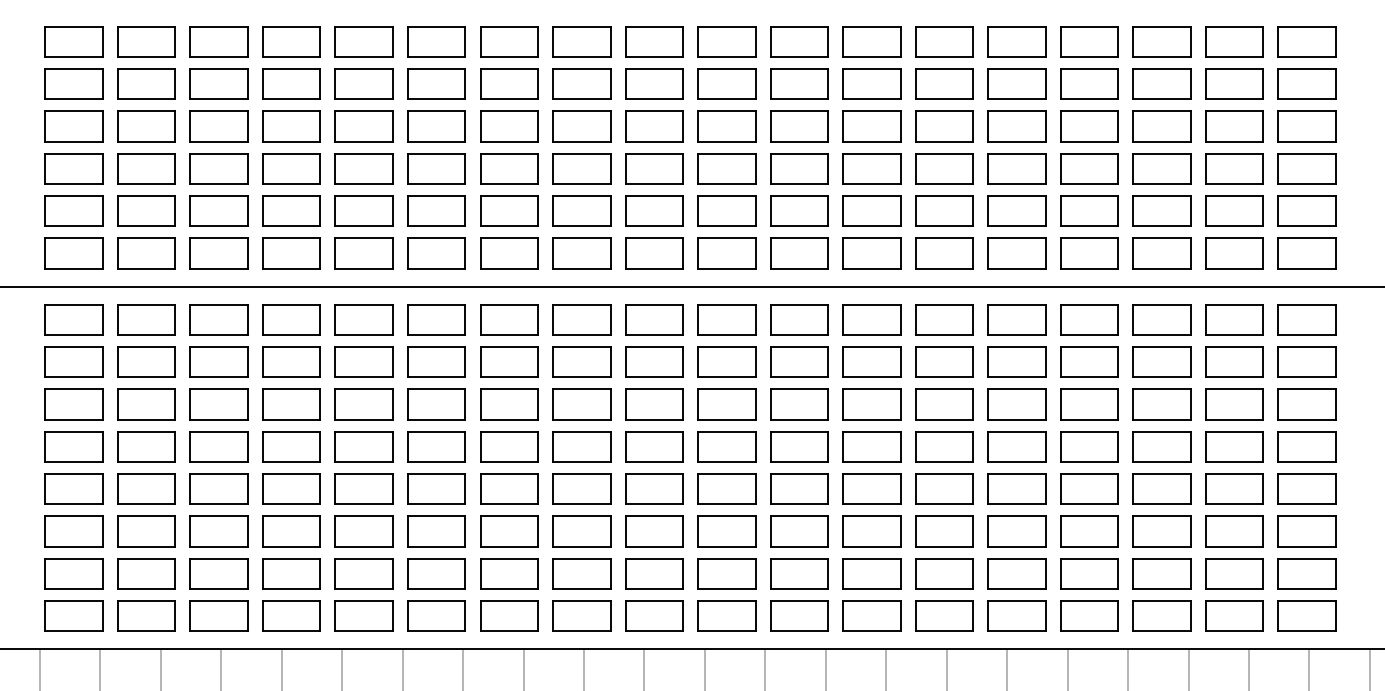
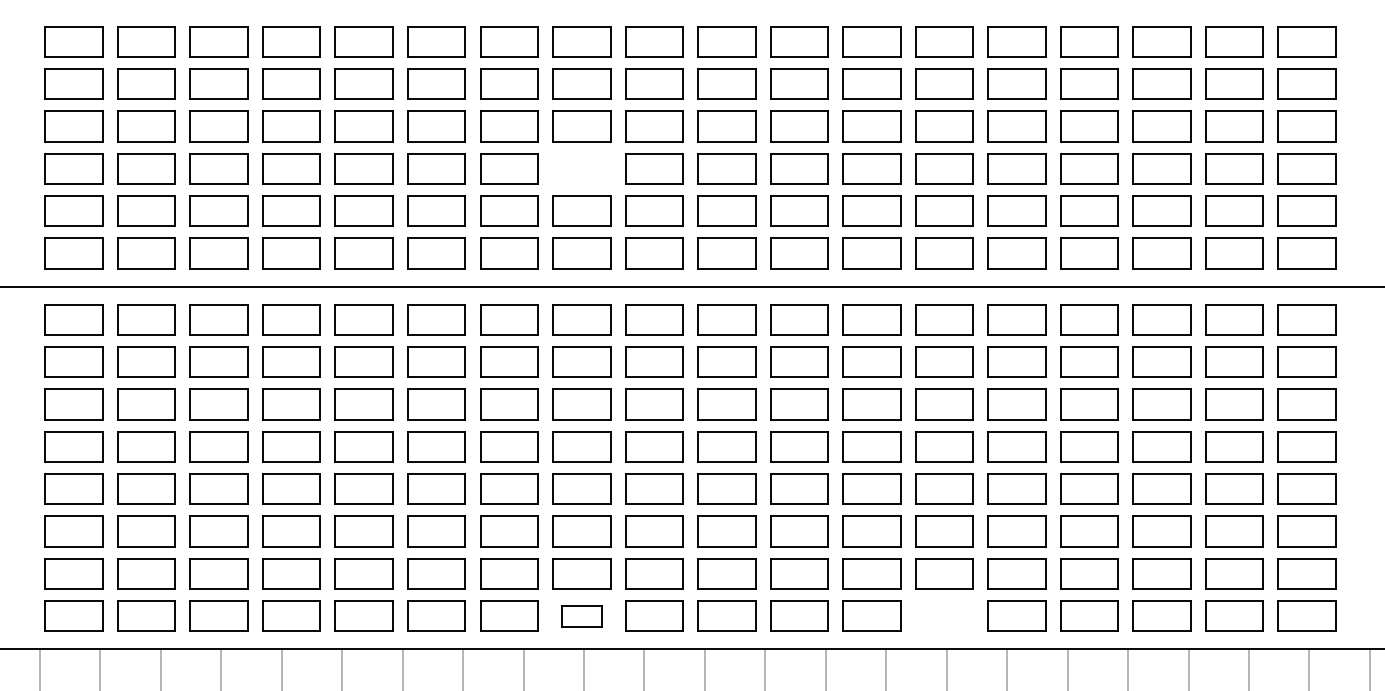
part: present -> none (581, 168)
part size: 60x32 px -> 42x23 px (581, 616)
part: present -> none (944, 615)
